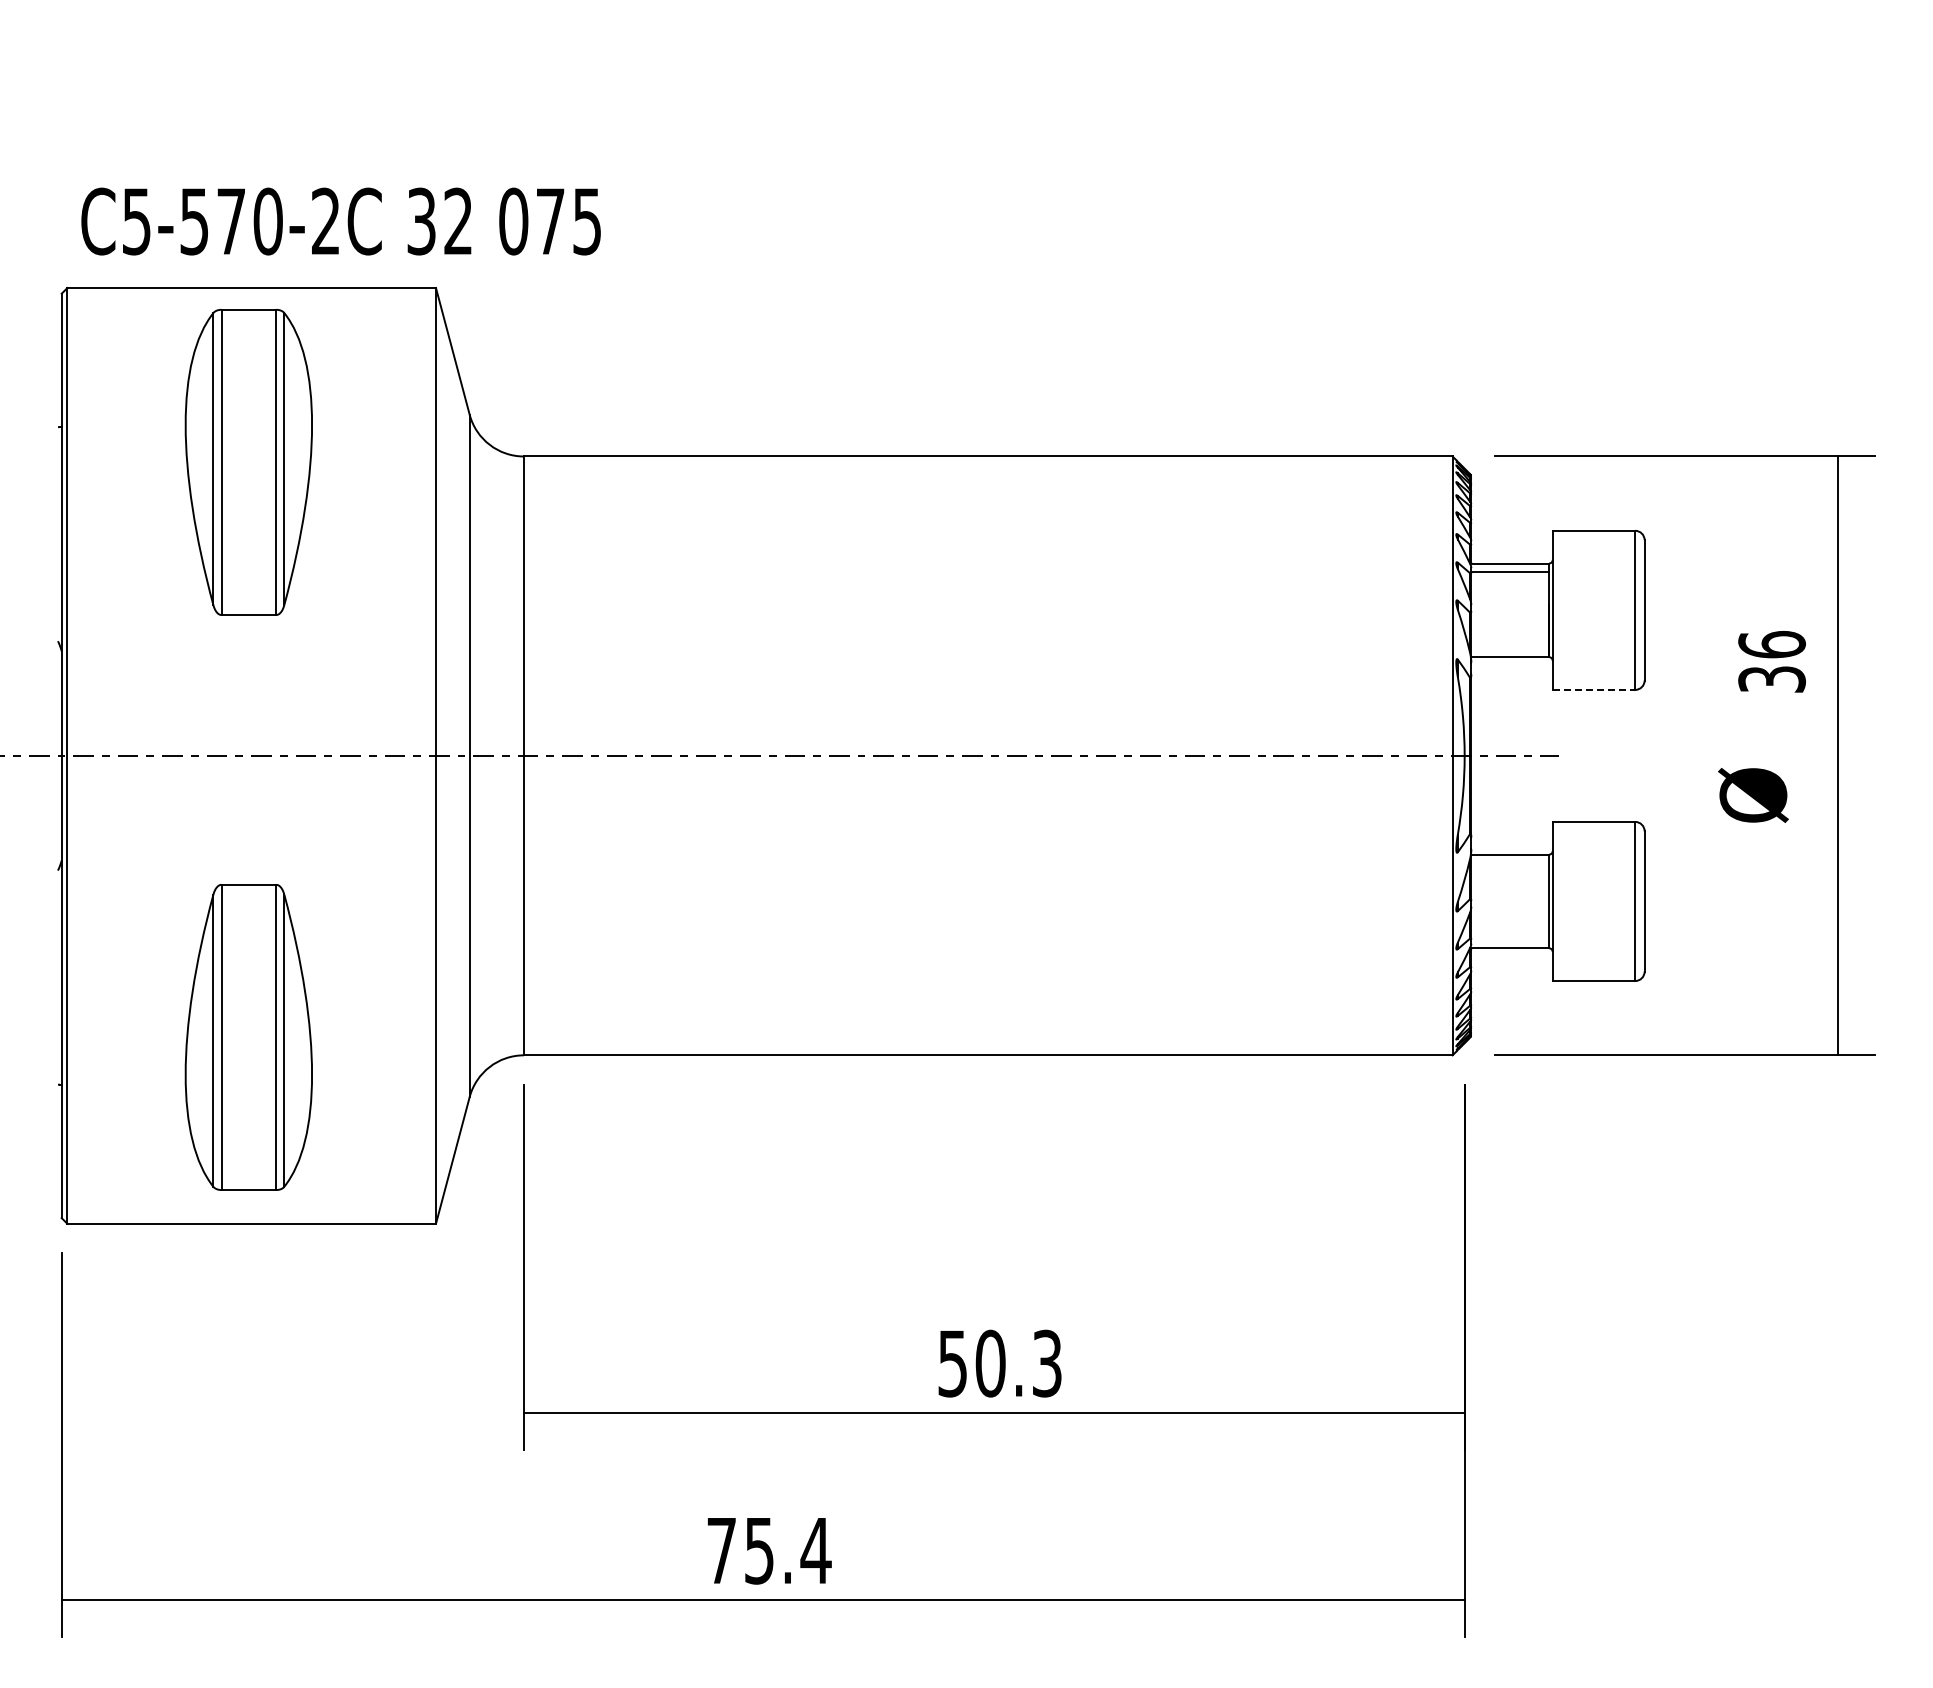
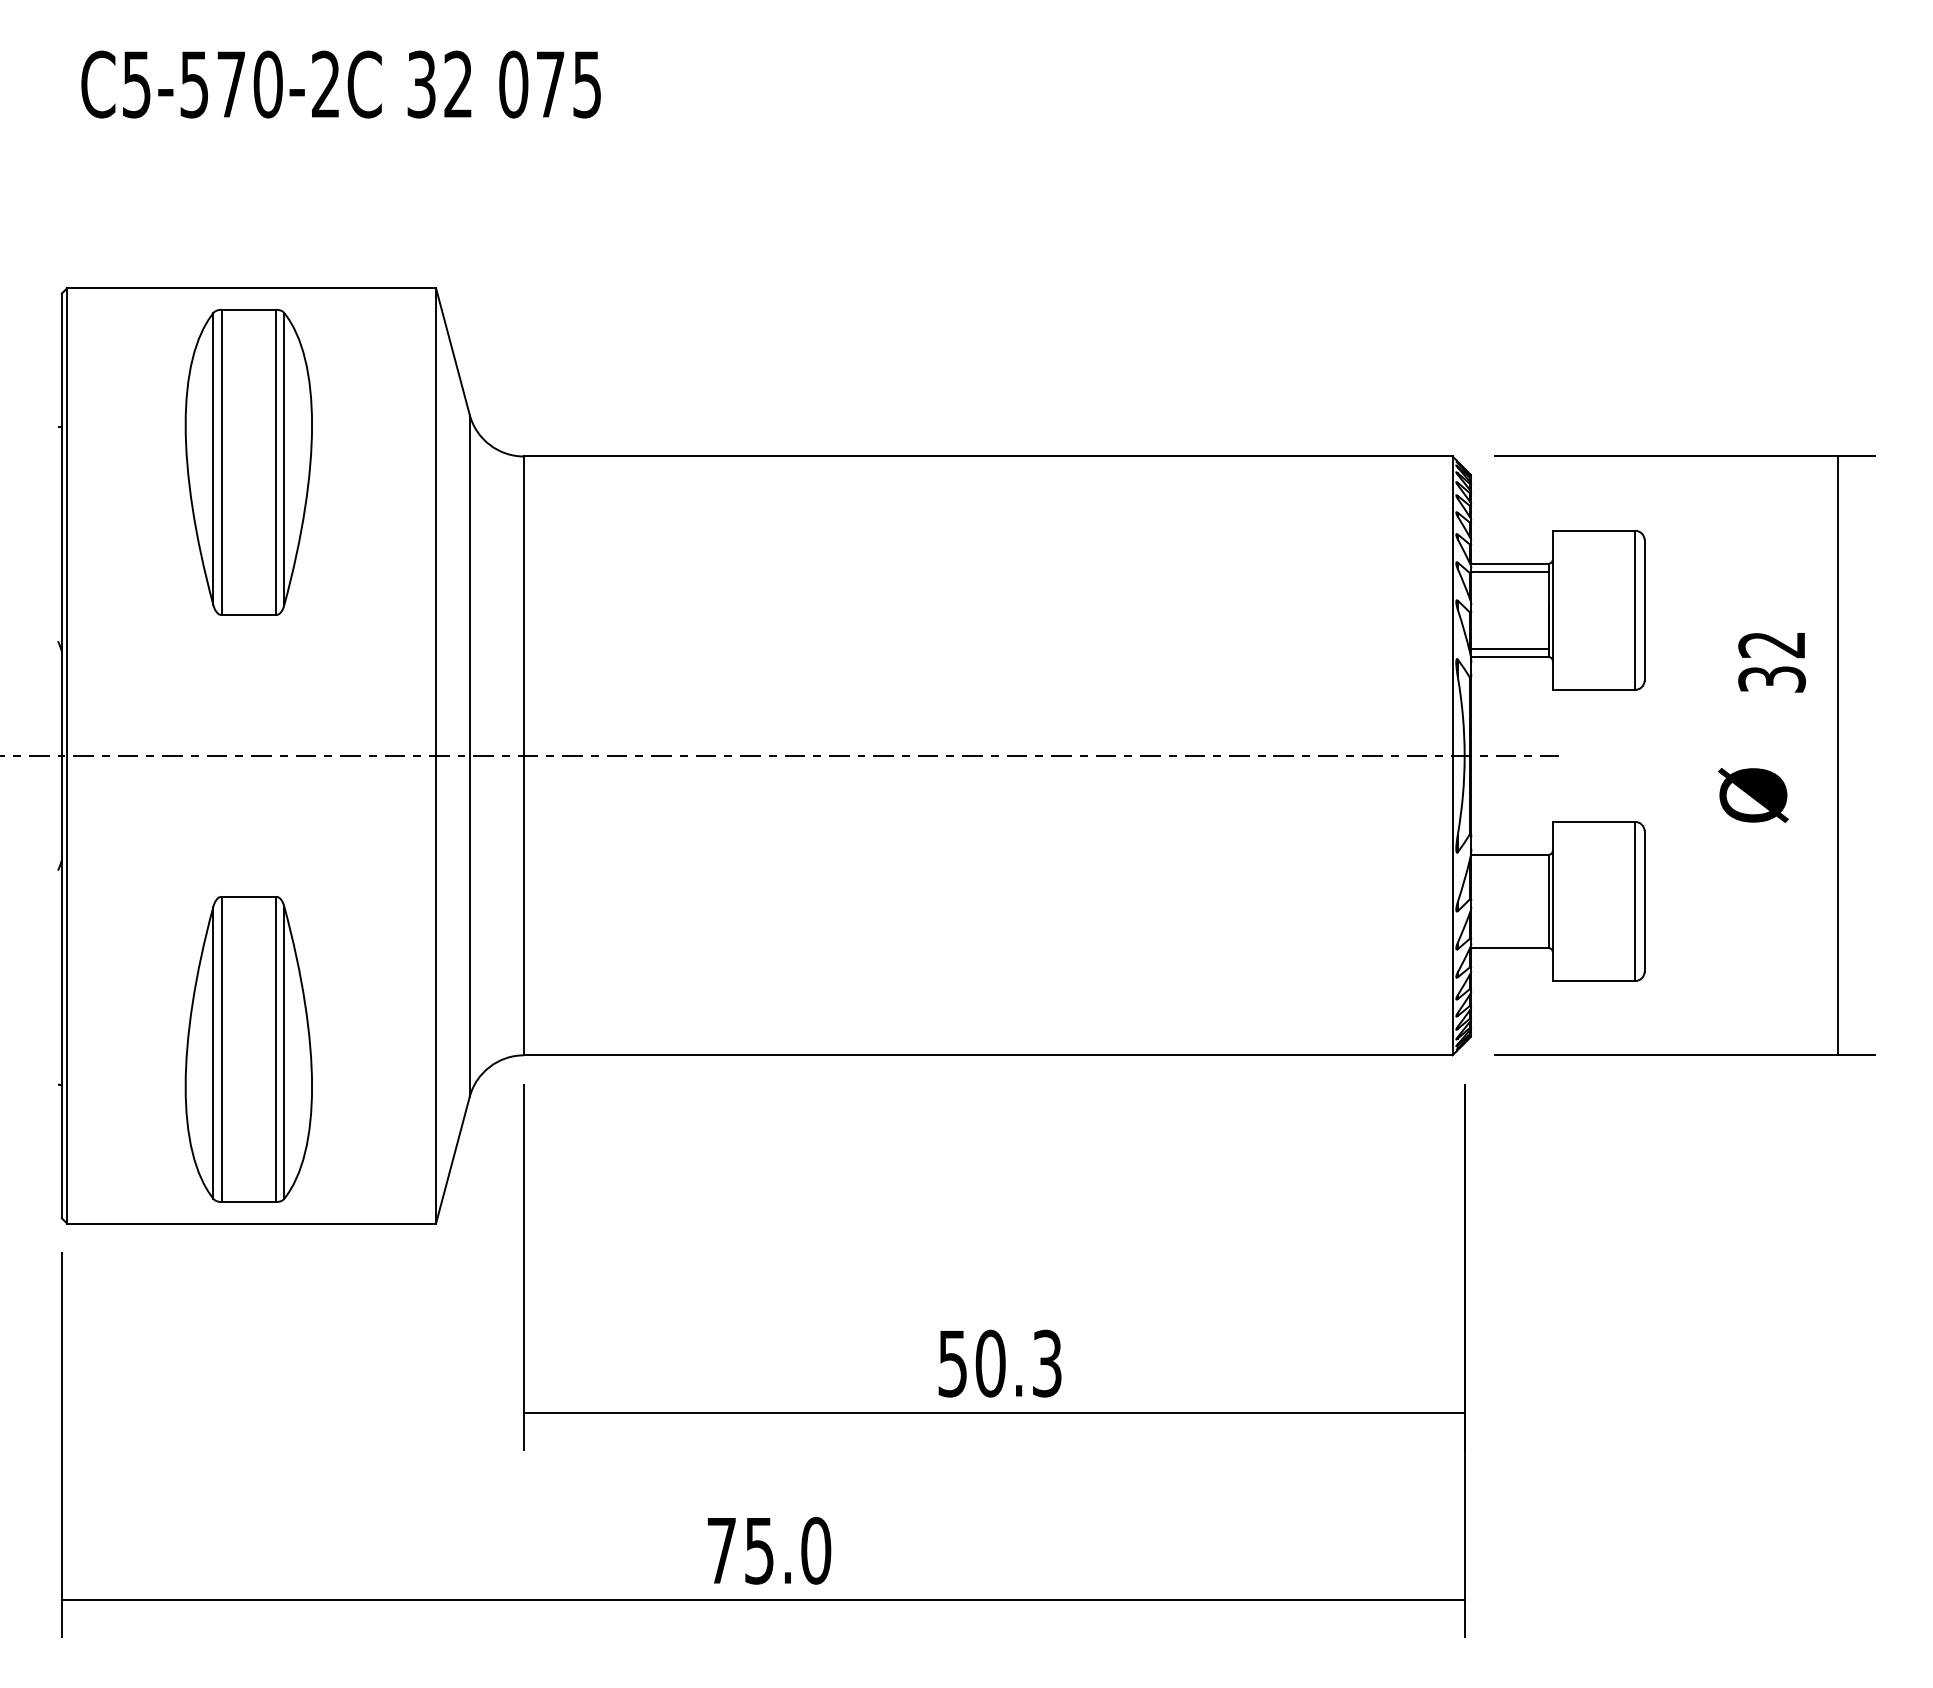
text position: (340, 221) -> (340, 84) (340, 84)
text: 36 -> 32 (1771, 644)
line: none -> present (1510, 648)
line: dashed -> solid (1594, 689)
part position: (248, 1037) -> (248, 1049) (248, 1049)
text: 75.4 -> 75.0 (815, 1550)
